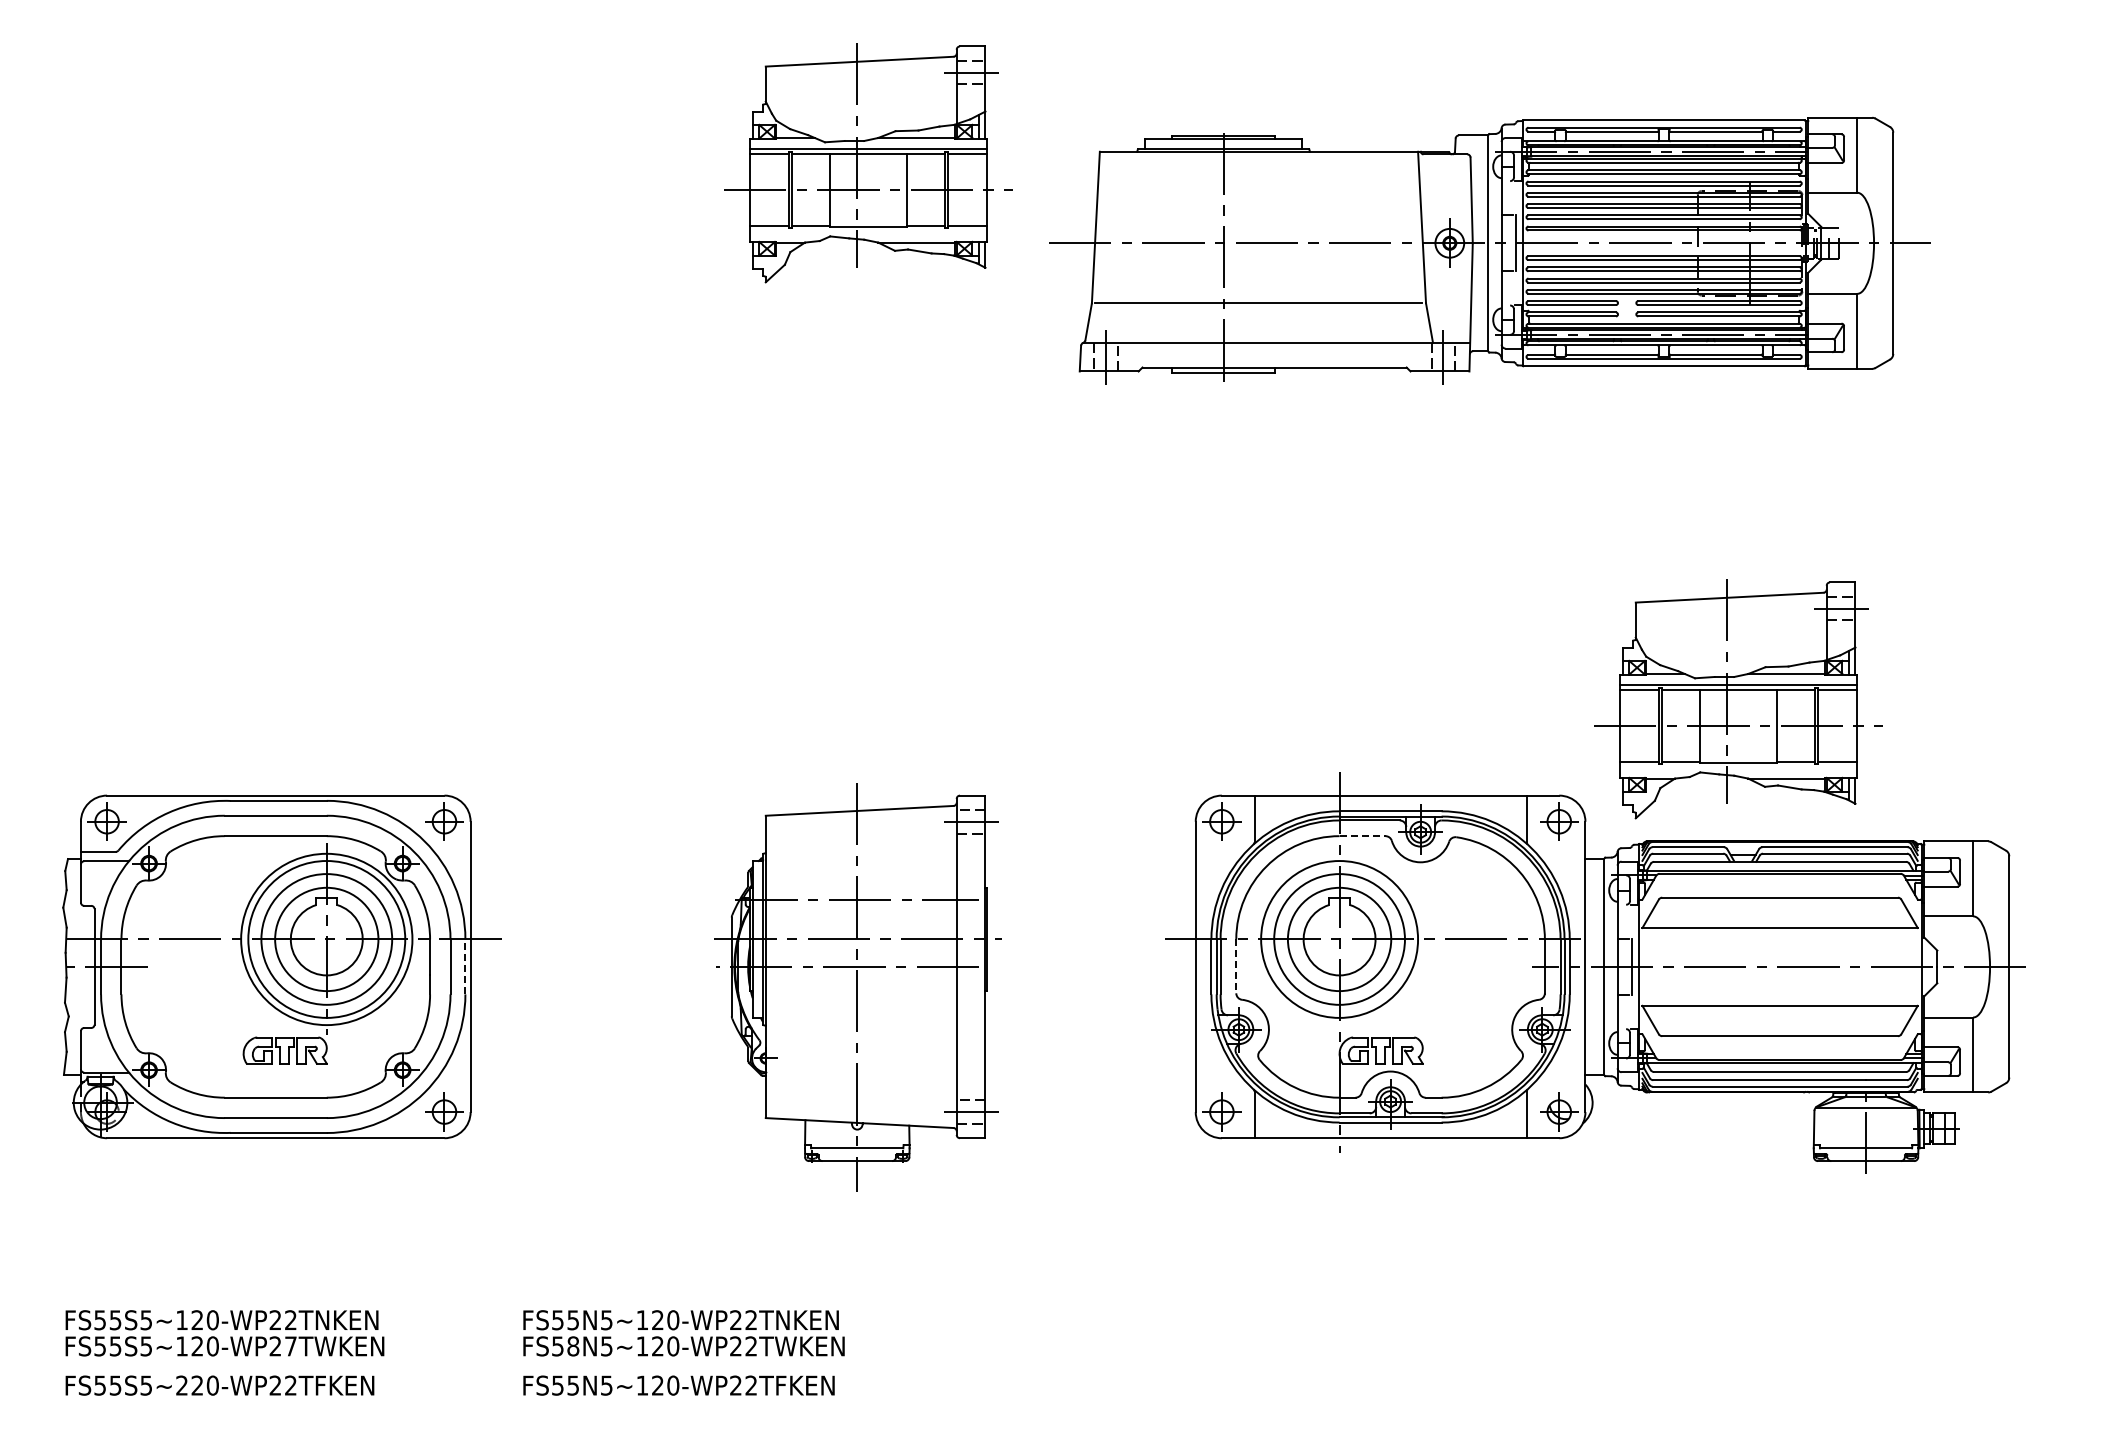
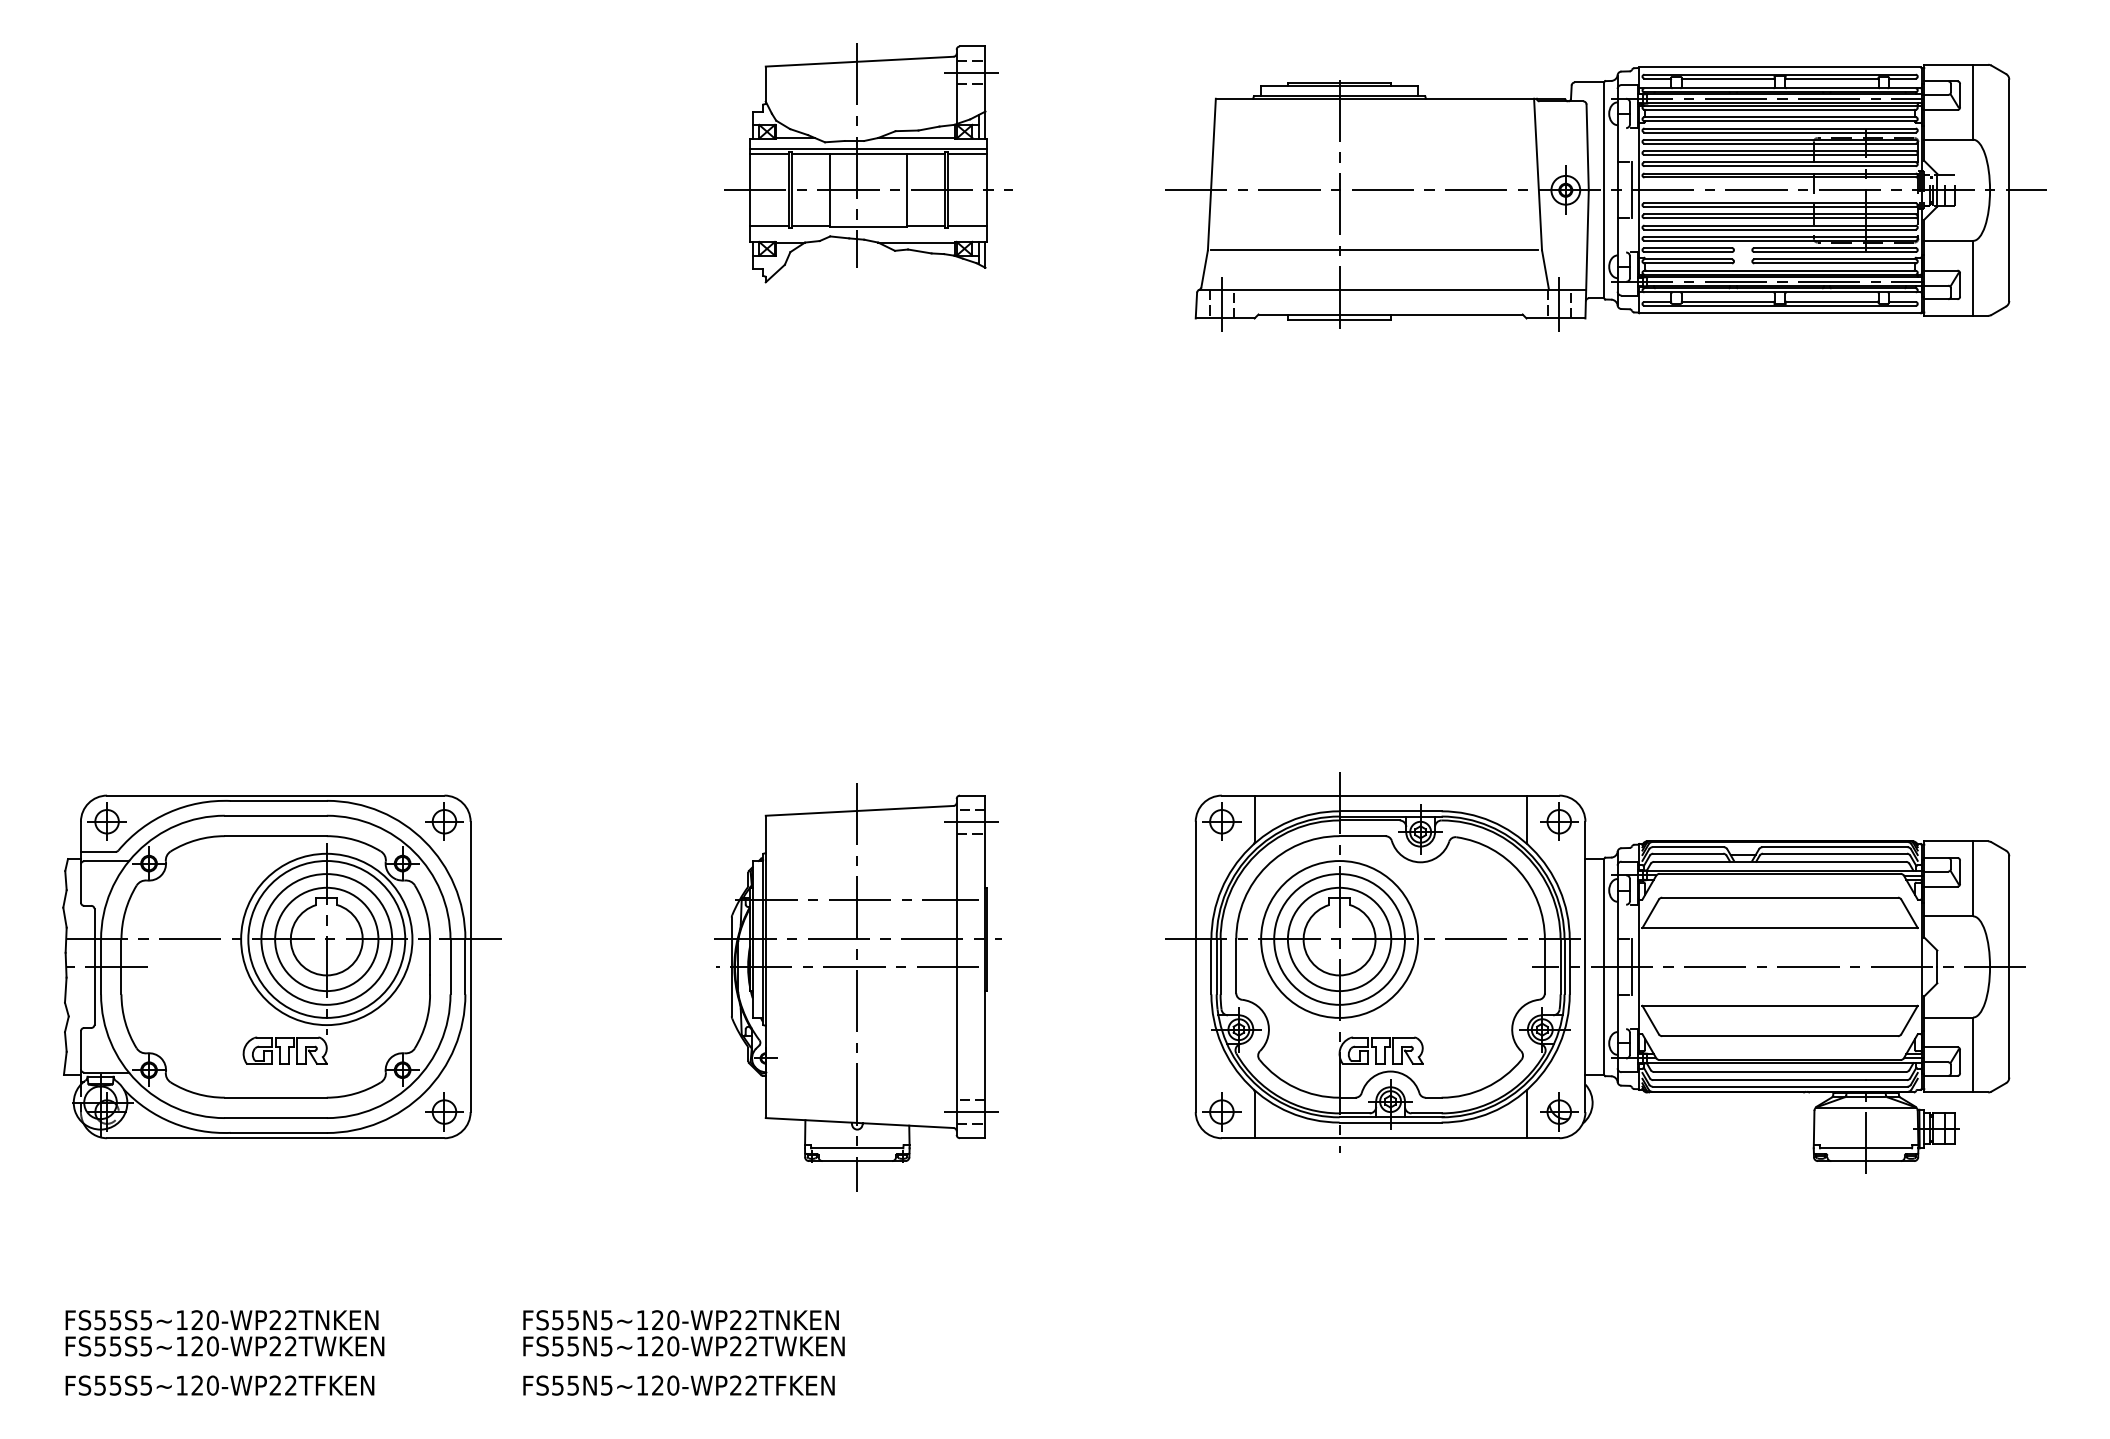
part position: (1489, 250) -> (1605, 197) (1605, 197)
part: present -> none (1738, 699)
line: dashed -> solid (1362, 836)
line: dashed -> solid (465, 966)
line: dashed -> solid (1236, 966)
text: FS55S5~120-WP27TWKEN -> FS55S5~120-WP22TWKEN (290, 1346)
text: FS58N5~120-WP22TWKEN -> FS55N5~120-WP22TWKEN (573, 1346)
text: FS55S5~220-WP22TFKEN -> FS55S5~120-WP22TFKEN (181, 1385)
